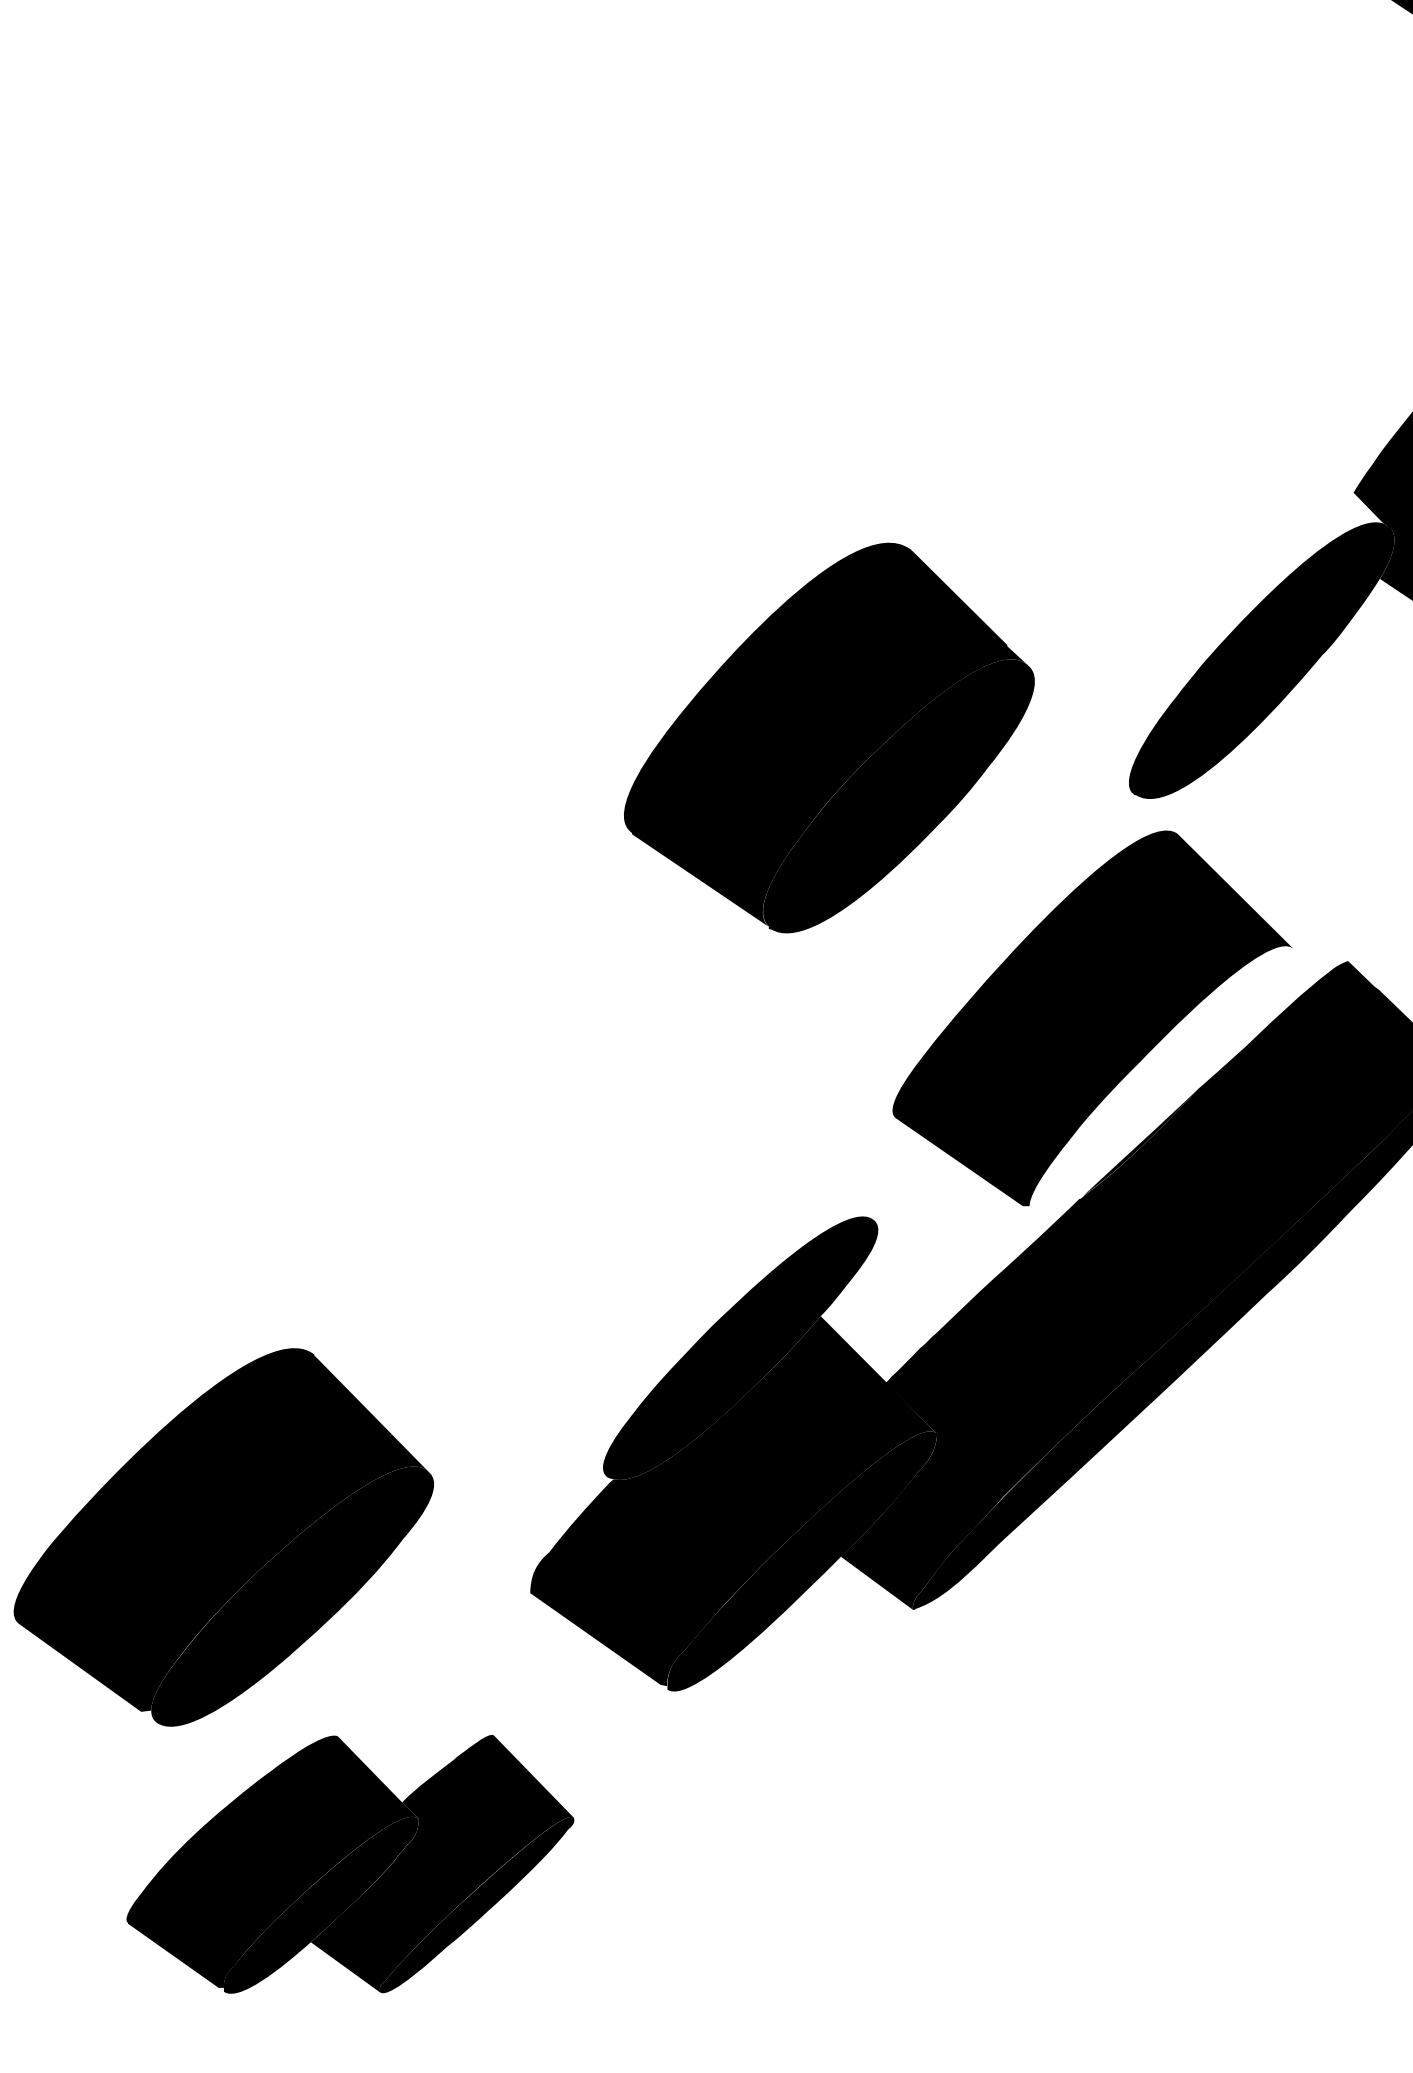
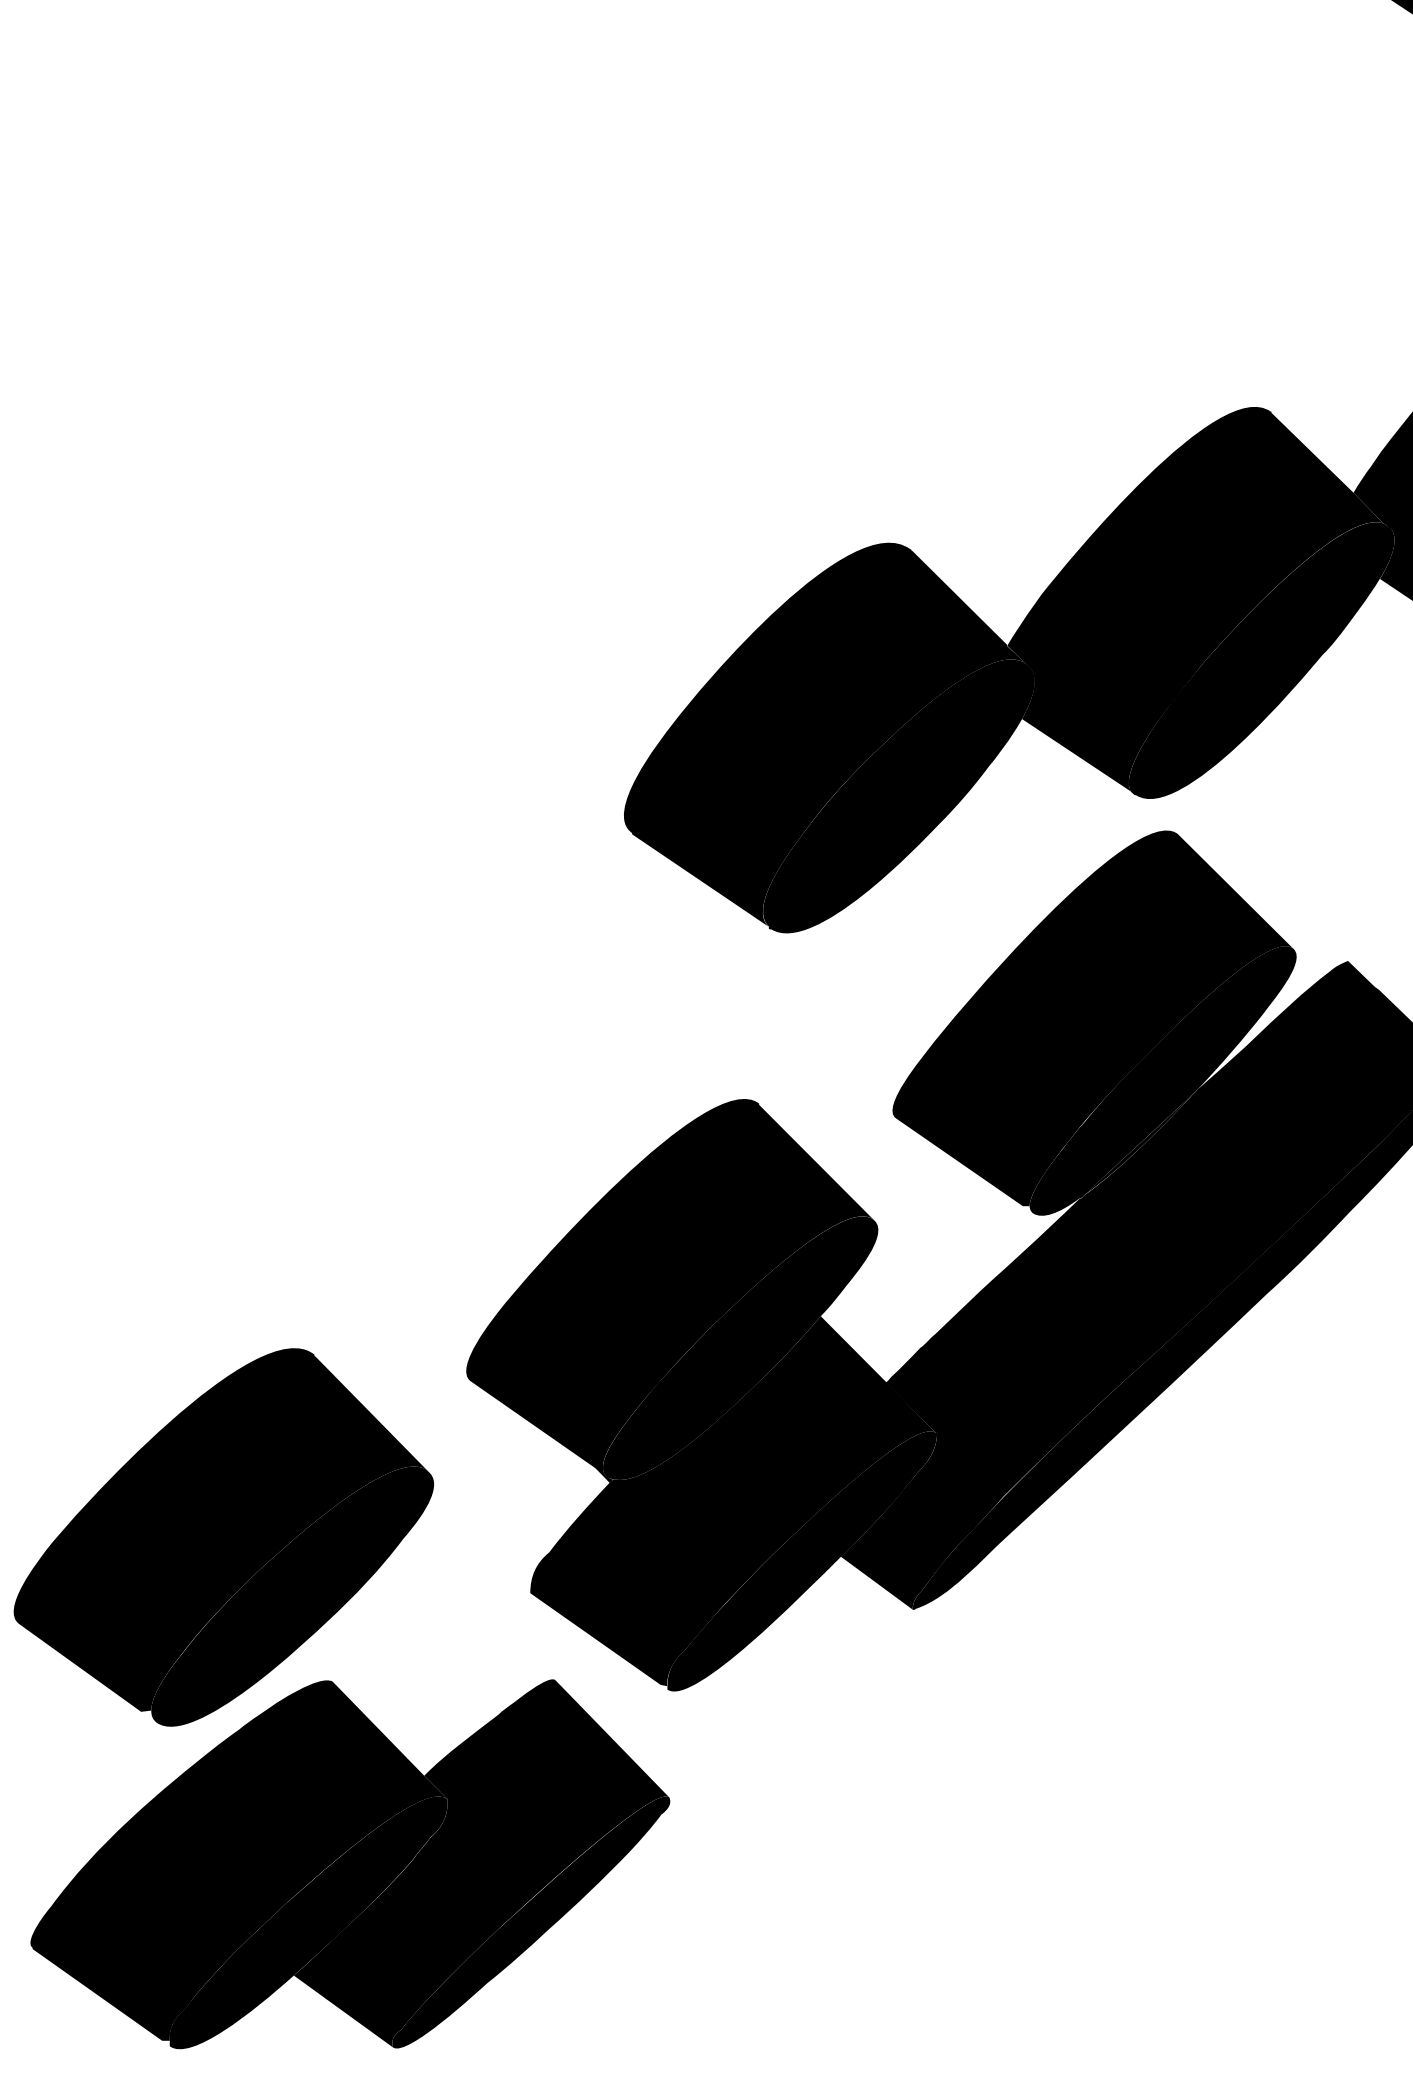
fill: none -> present (1195, 598)
fill: none -> present (1162, 1080)
fill: none -> present (670, 1291)
part size: 449x259 px -> 641x371 px (350, 1864)
